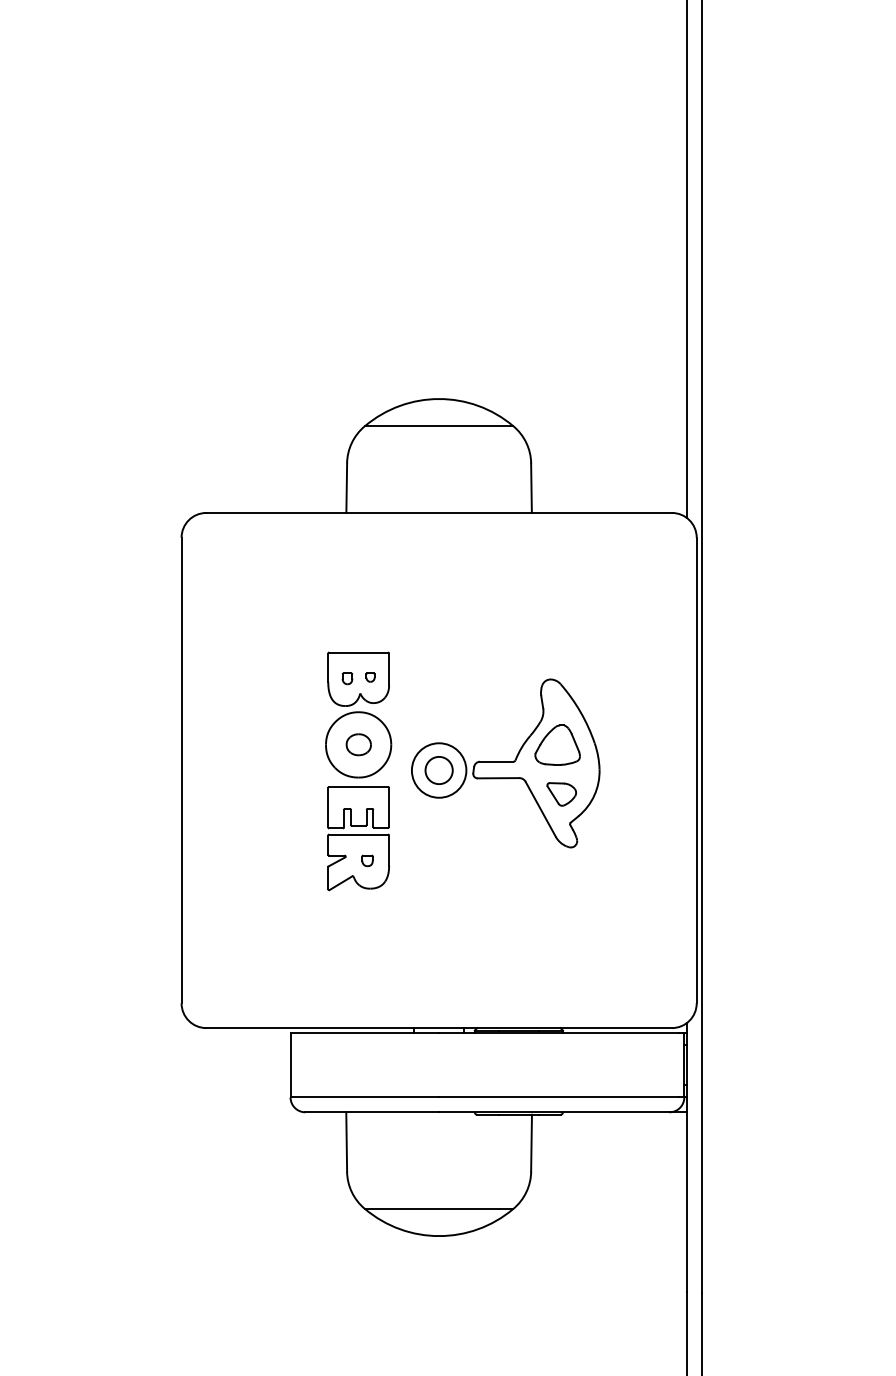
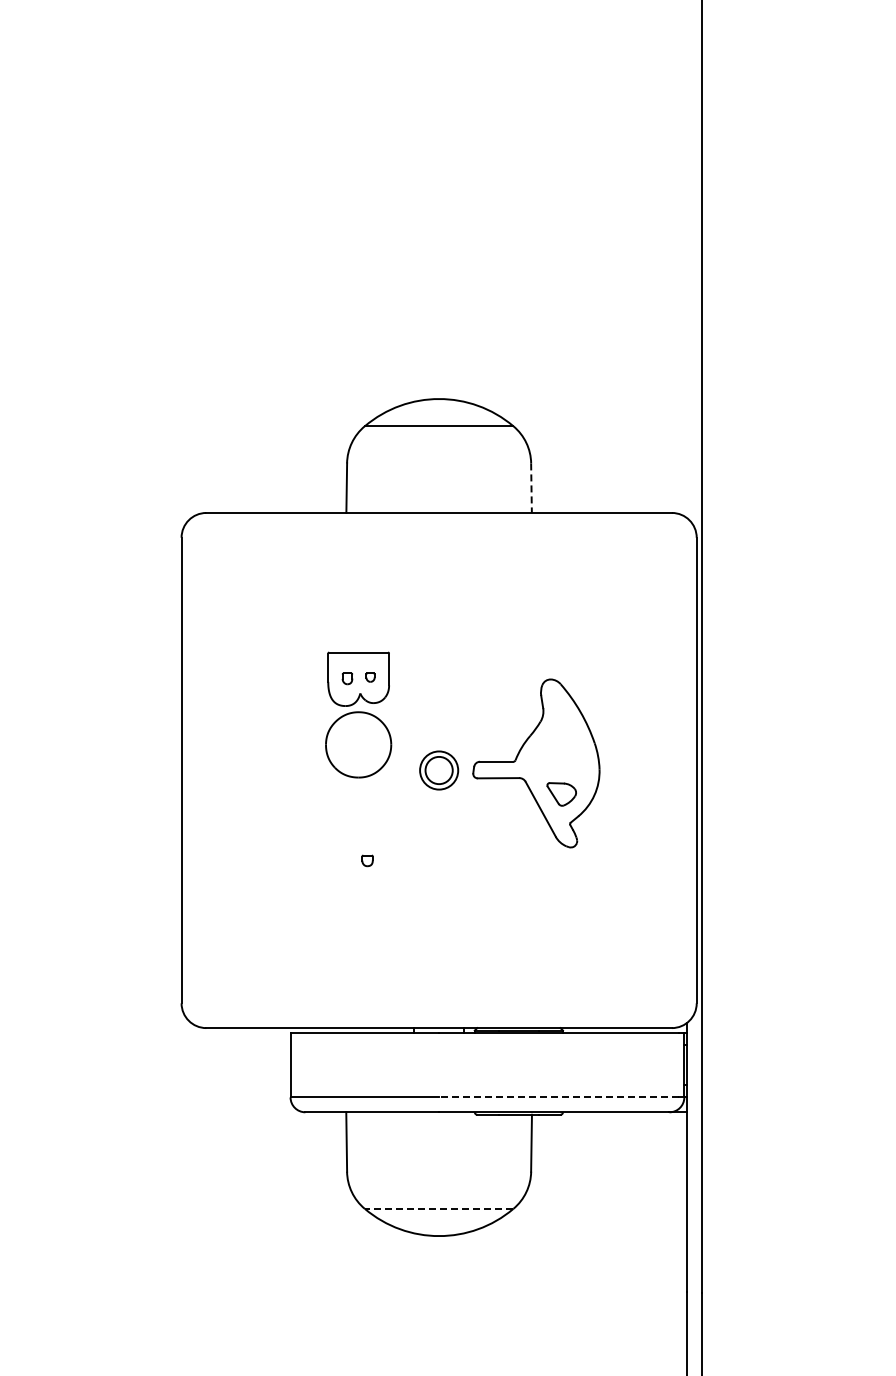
line: present -> none (686, 259)
line: solid -> dashed (531, 488)
part: present -> none (358, 744)
part: present -> none (557, 744)
circle diameter: 54 px -> 38 px (439, 770)
part: present -> none (358, 838)
line: solid -> dashed (558, 1097)
line: solid -> dashed (438, 1208)
